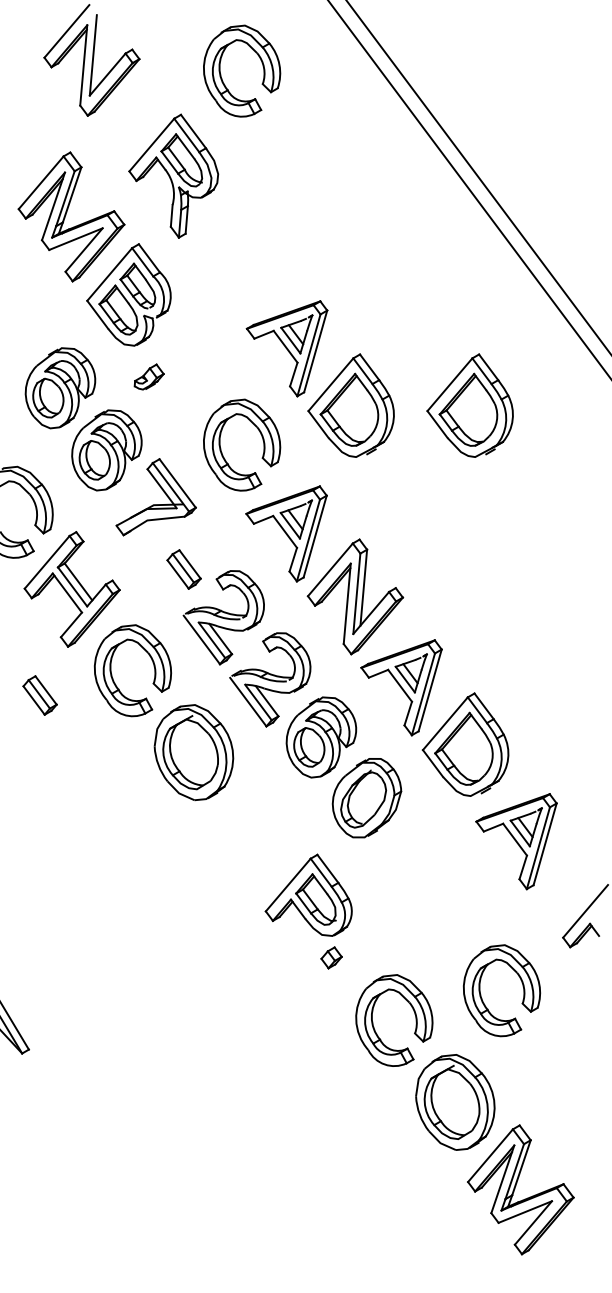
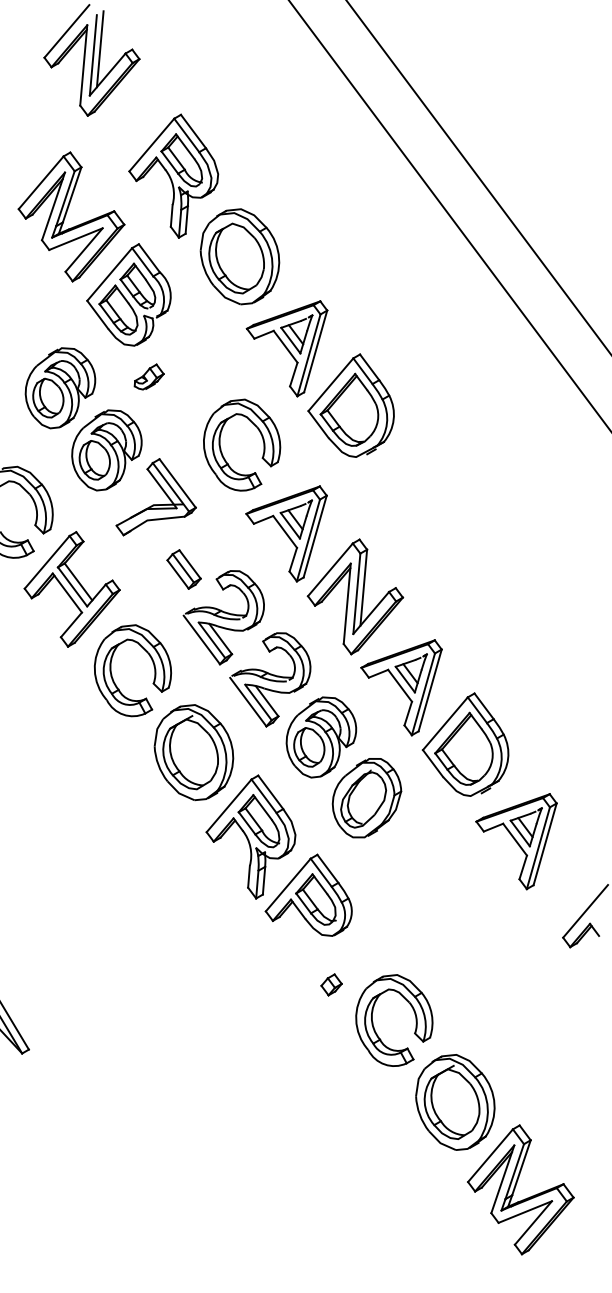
line: none -> present (99, 49)
part: present -> none (261, 63)
line position: (468, 188) -> (449, 215) (449, 215)
part: none -> present (239, 256)
part: present -> none (469, 405)
part: present -> none (39, 695)
part: none -> present (250, 836)
part position: (331, 957) -> (331, 984) (331, 984)
part: present -> none (481, 994)
